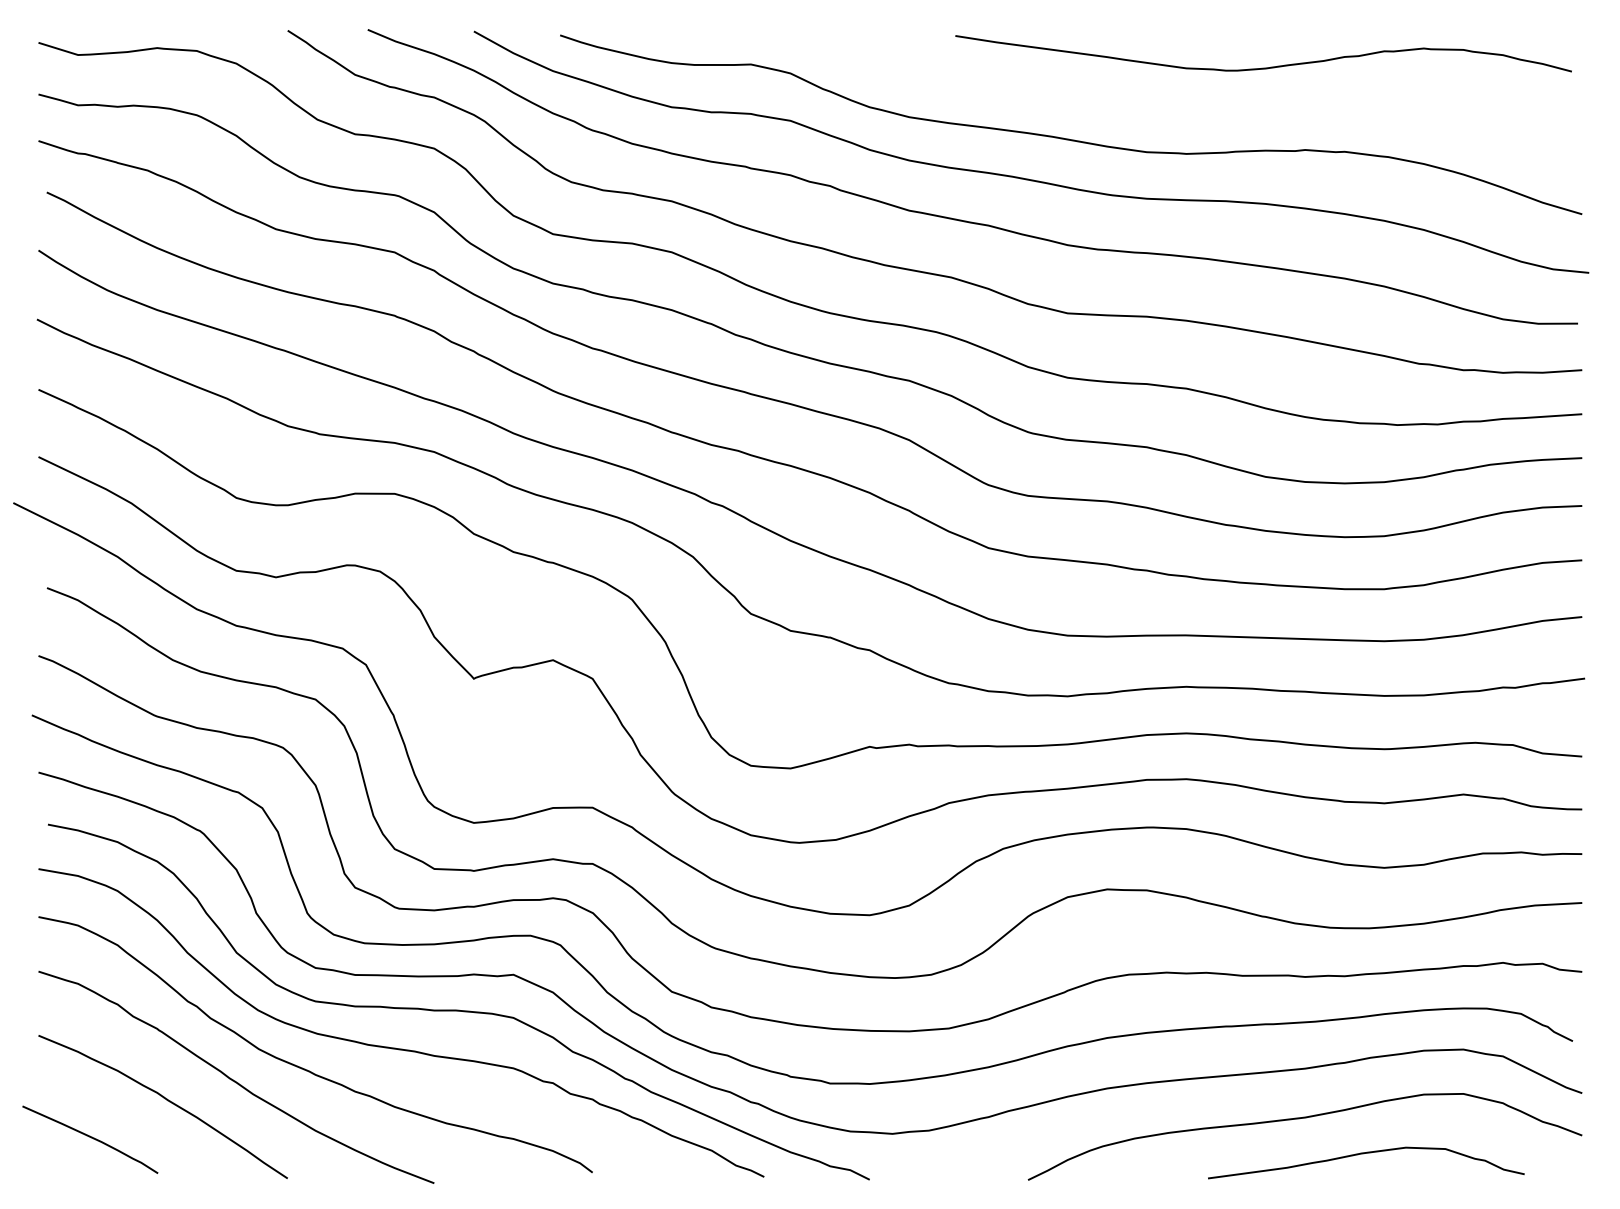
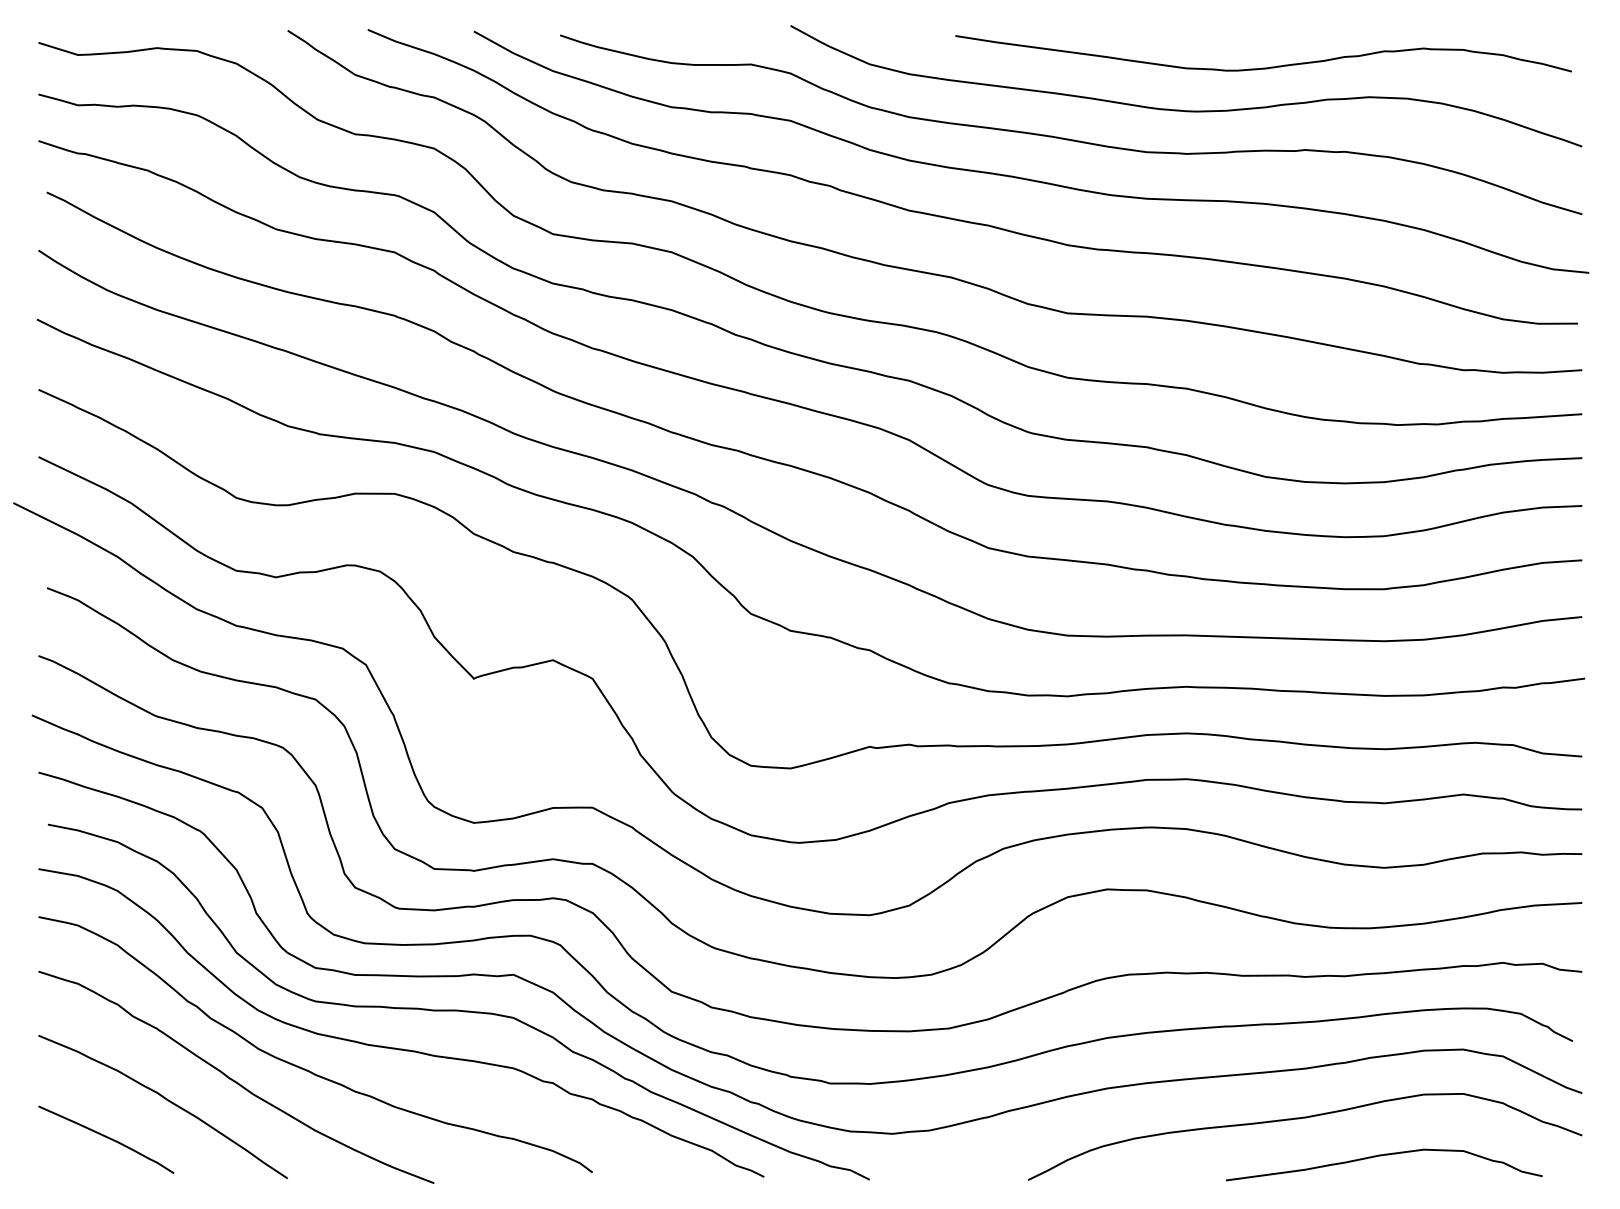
curve: none -> present (1181, 109)
curve position: (91, 1138) -> (107, 1138) (107, 1138)
curve position: (1363, 1154) -> (1381, 1156) (1381, 1156)
